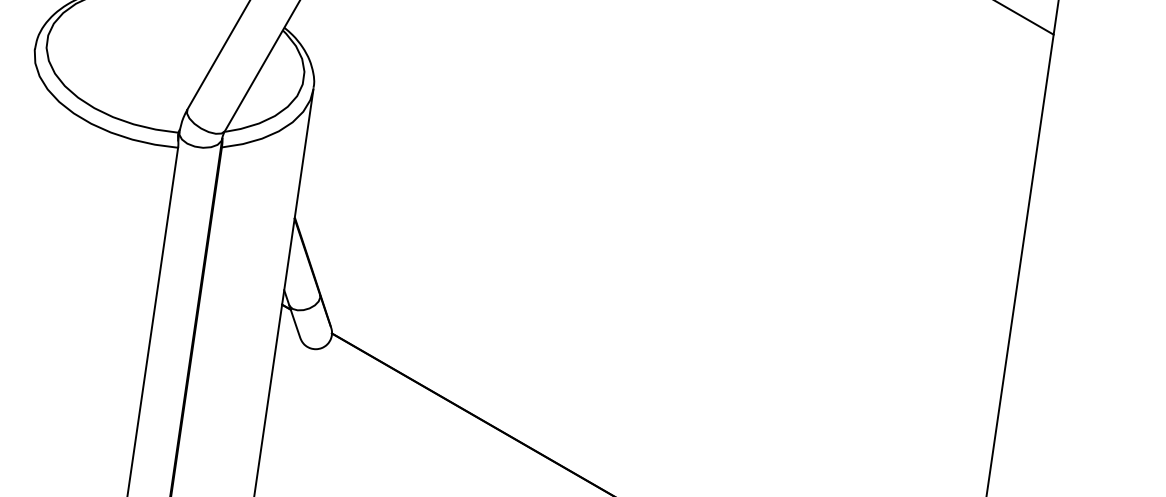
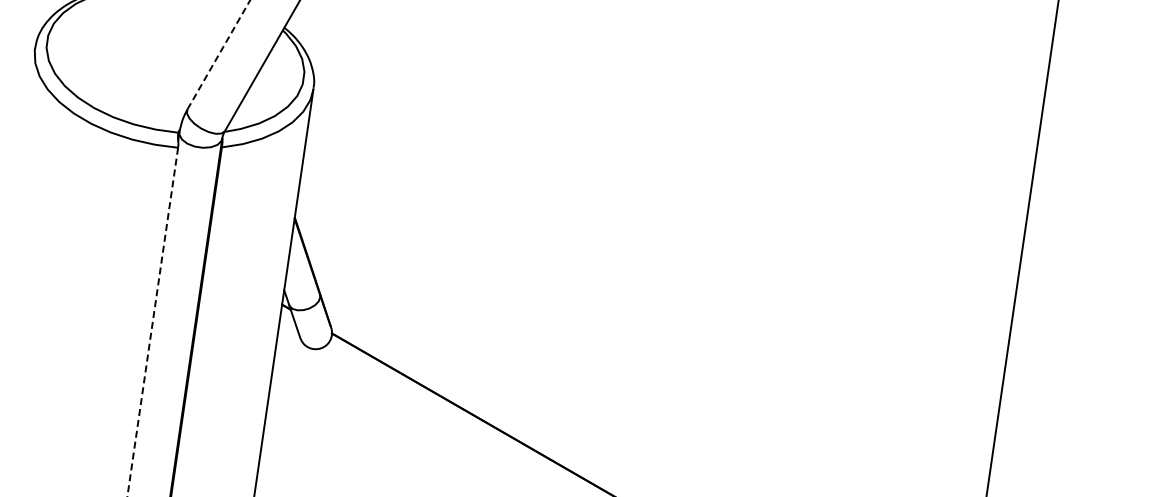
line: present -> none (1025, 18)
line: solid -> dashed (218, 55)
line: solid -> dashed (152, 322)
